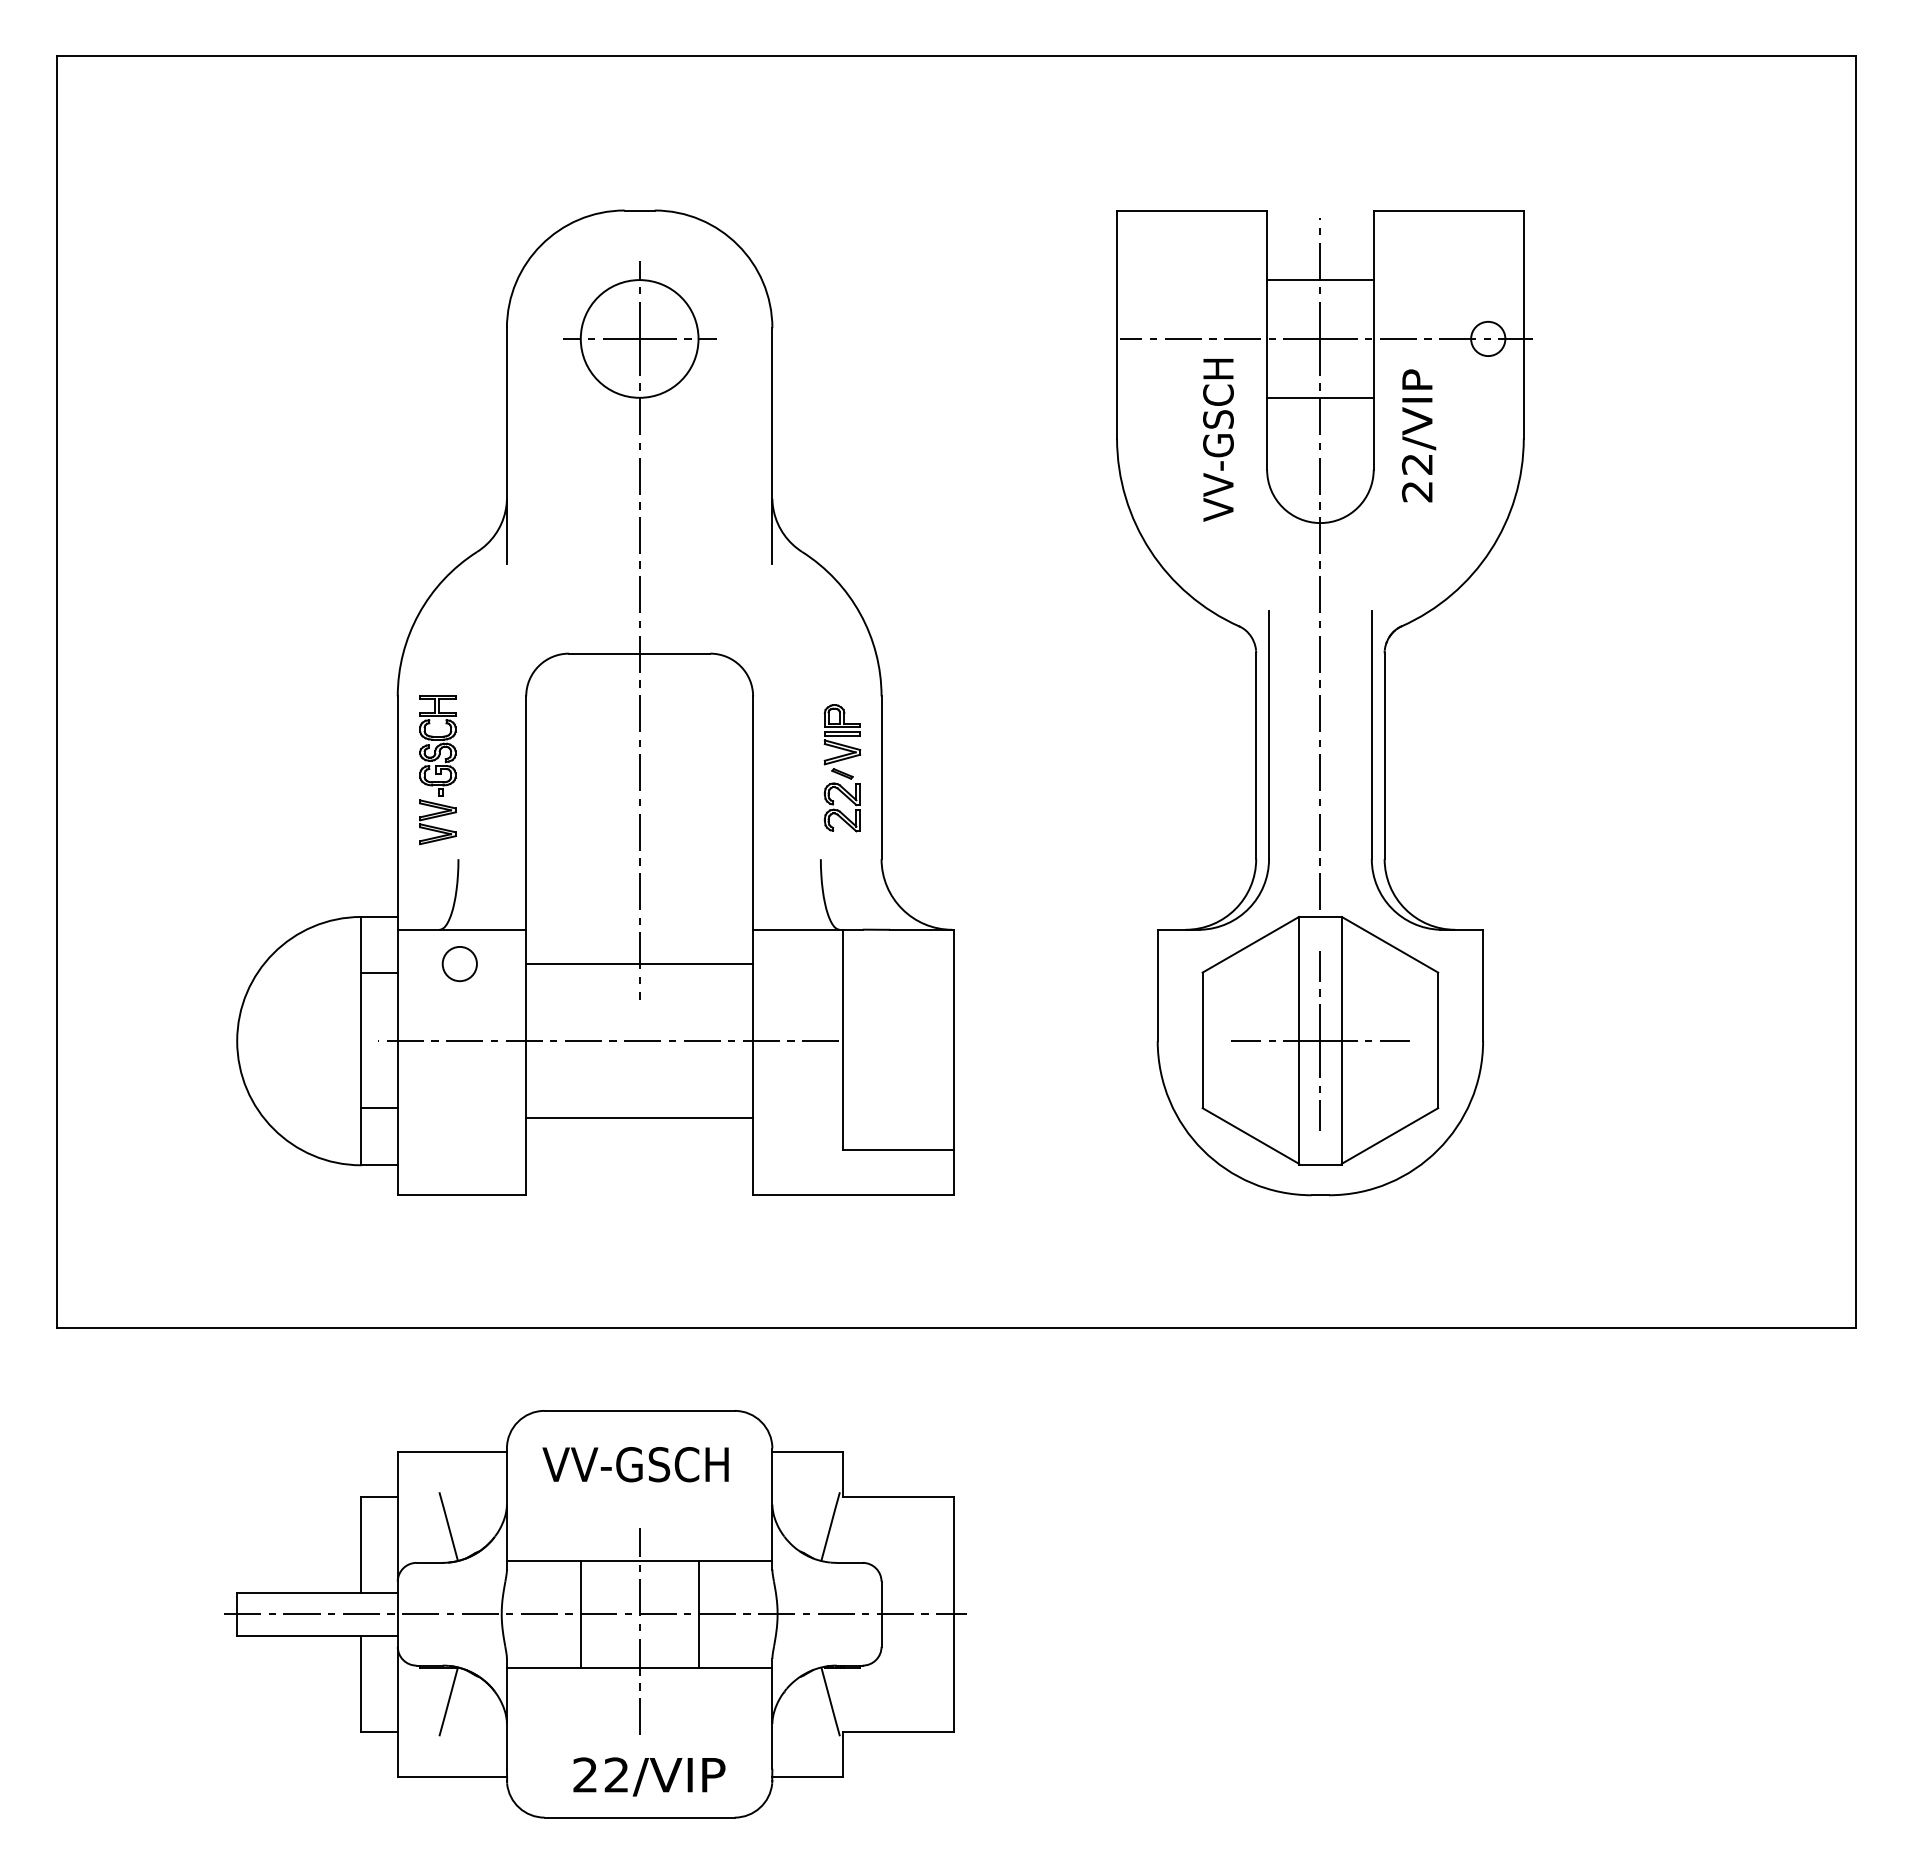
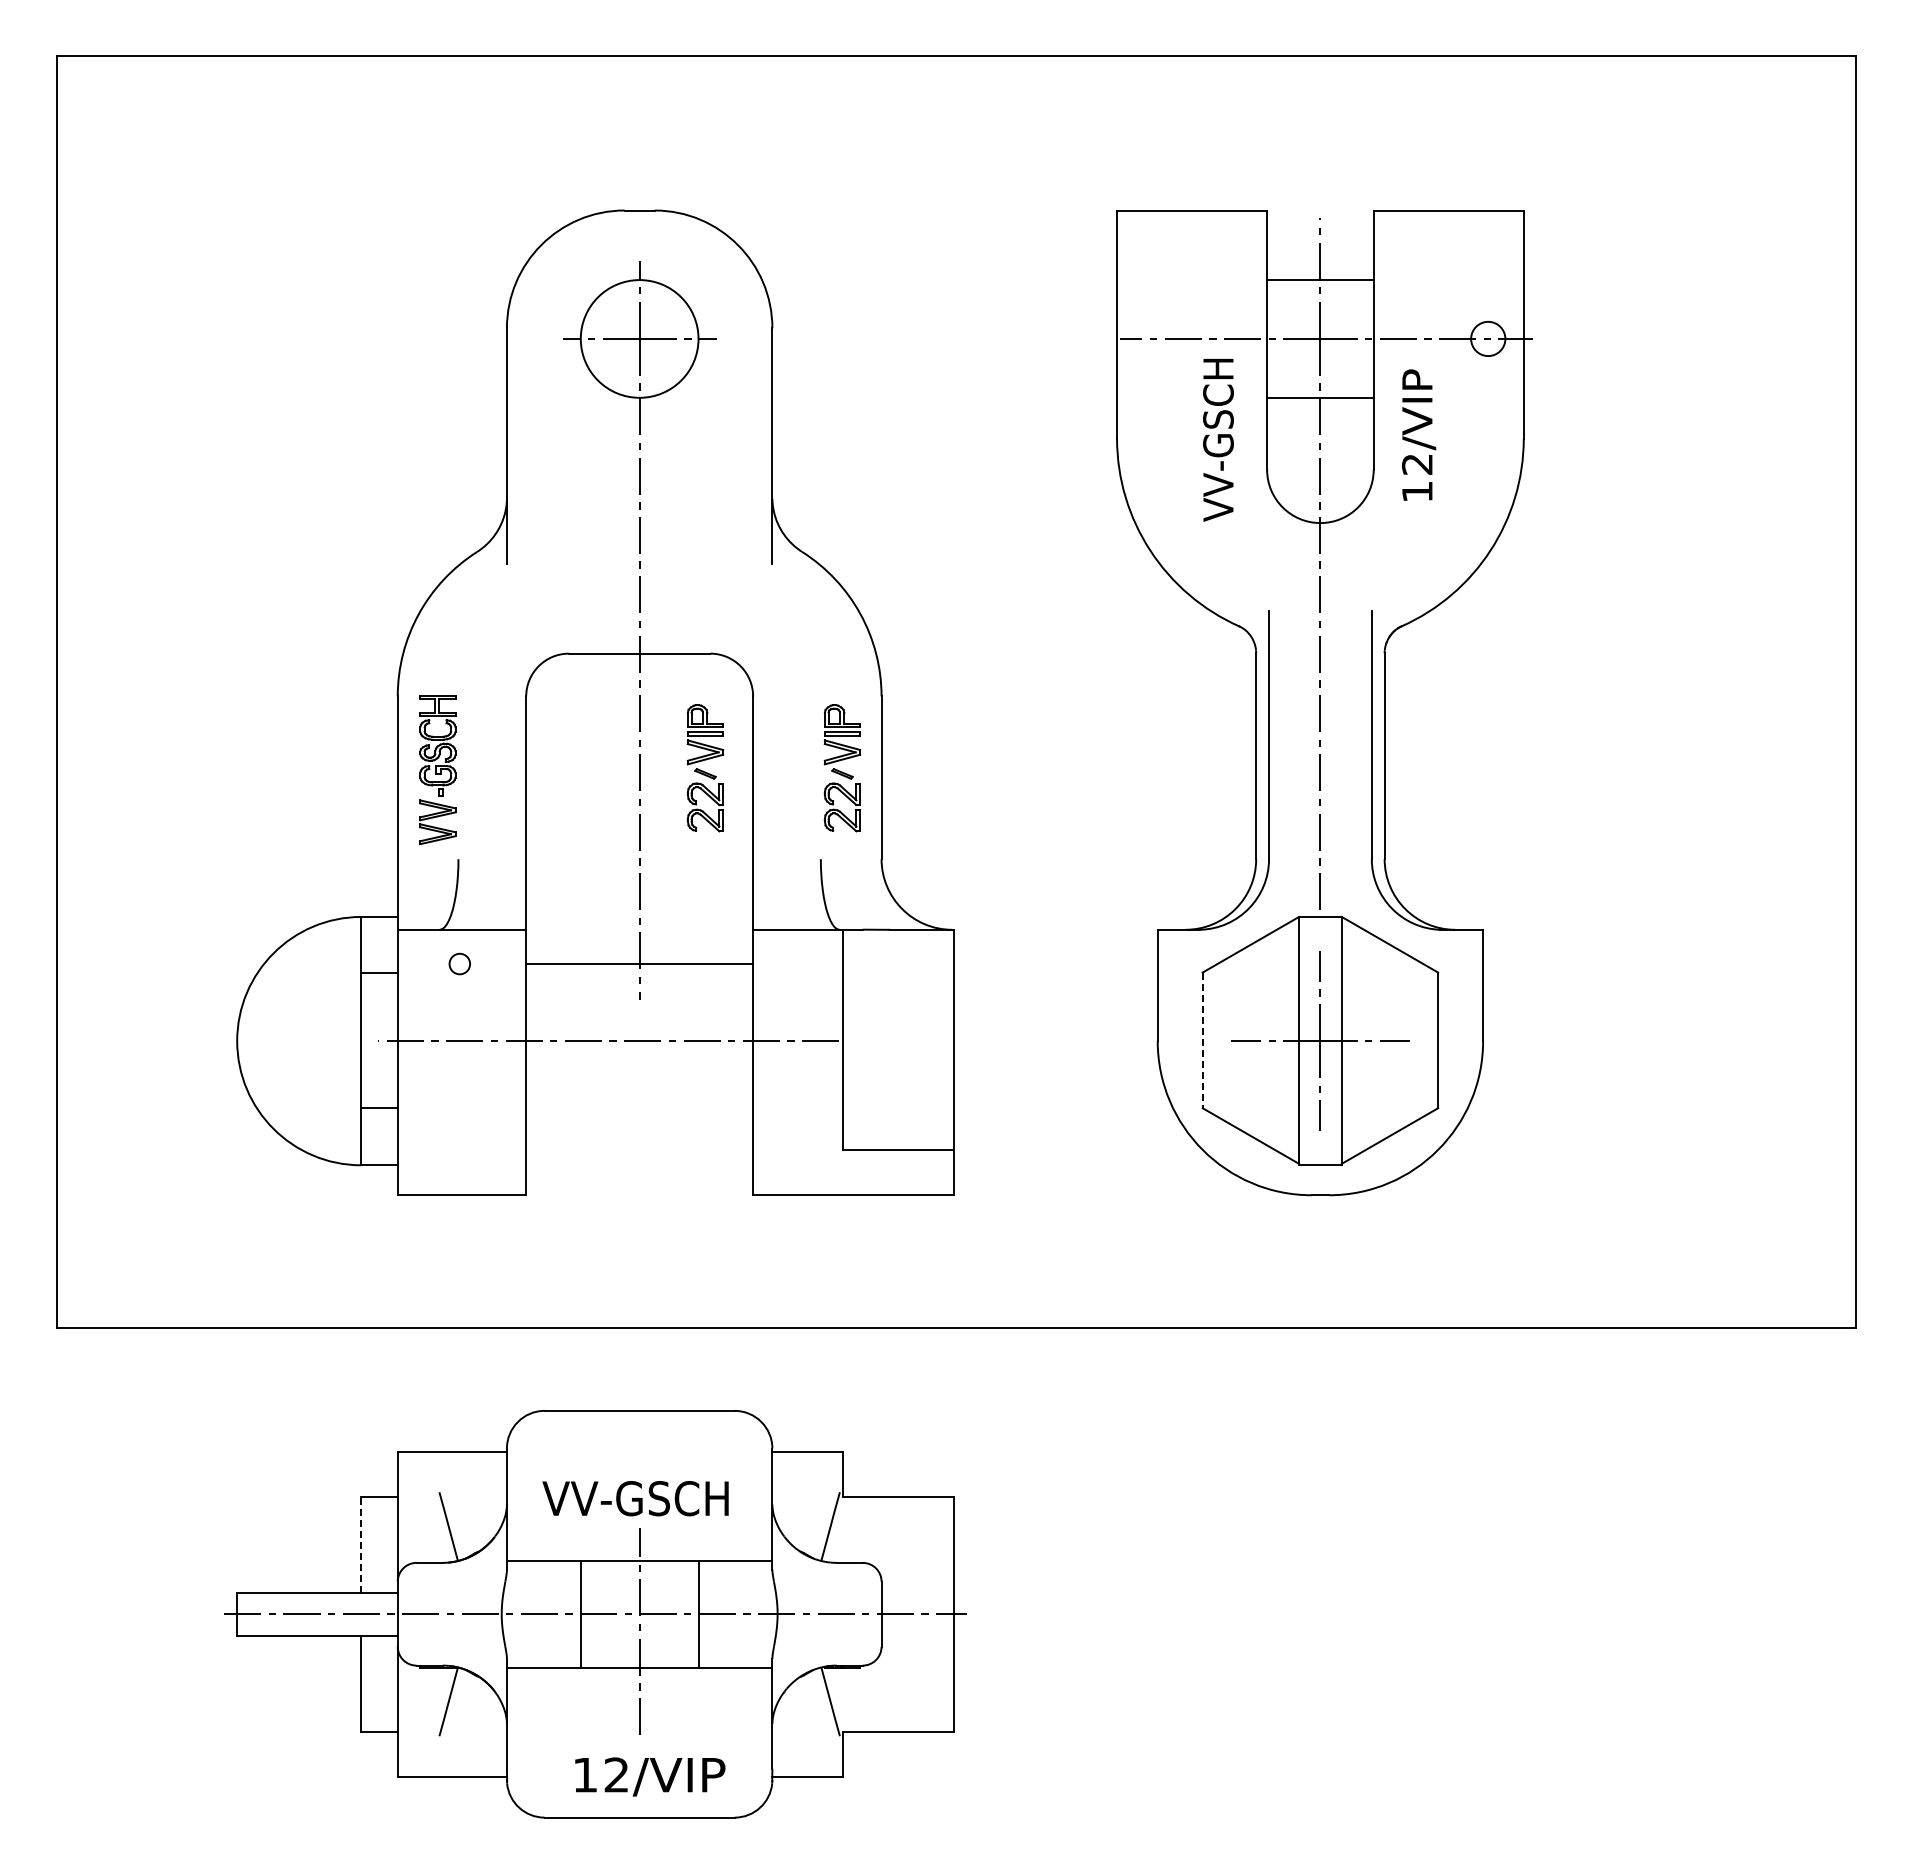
text: 22/VIP -> 12/VIP (1416, 492)
part: none -> present (705, 768)
circle diameter: 34 px -> 21 px (459, 963)
line: solid -> dashed (1202, 1040)
line: present -> none (639, 1118)
text position: (635, 1464) -> (635, 1498) (635, 1498)
line: solid -> dashed (361, 1544)
text: 22/VIP -> 12/VIP (584, 1774)
